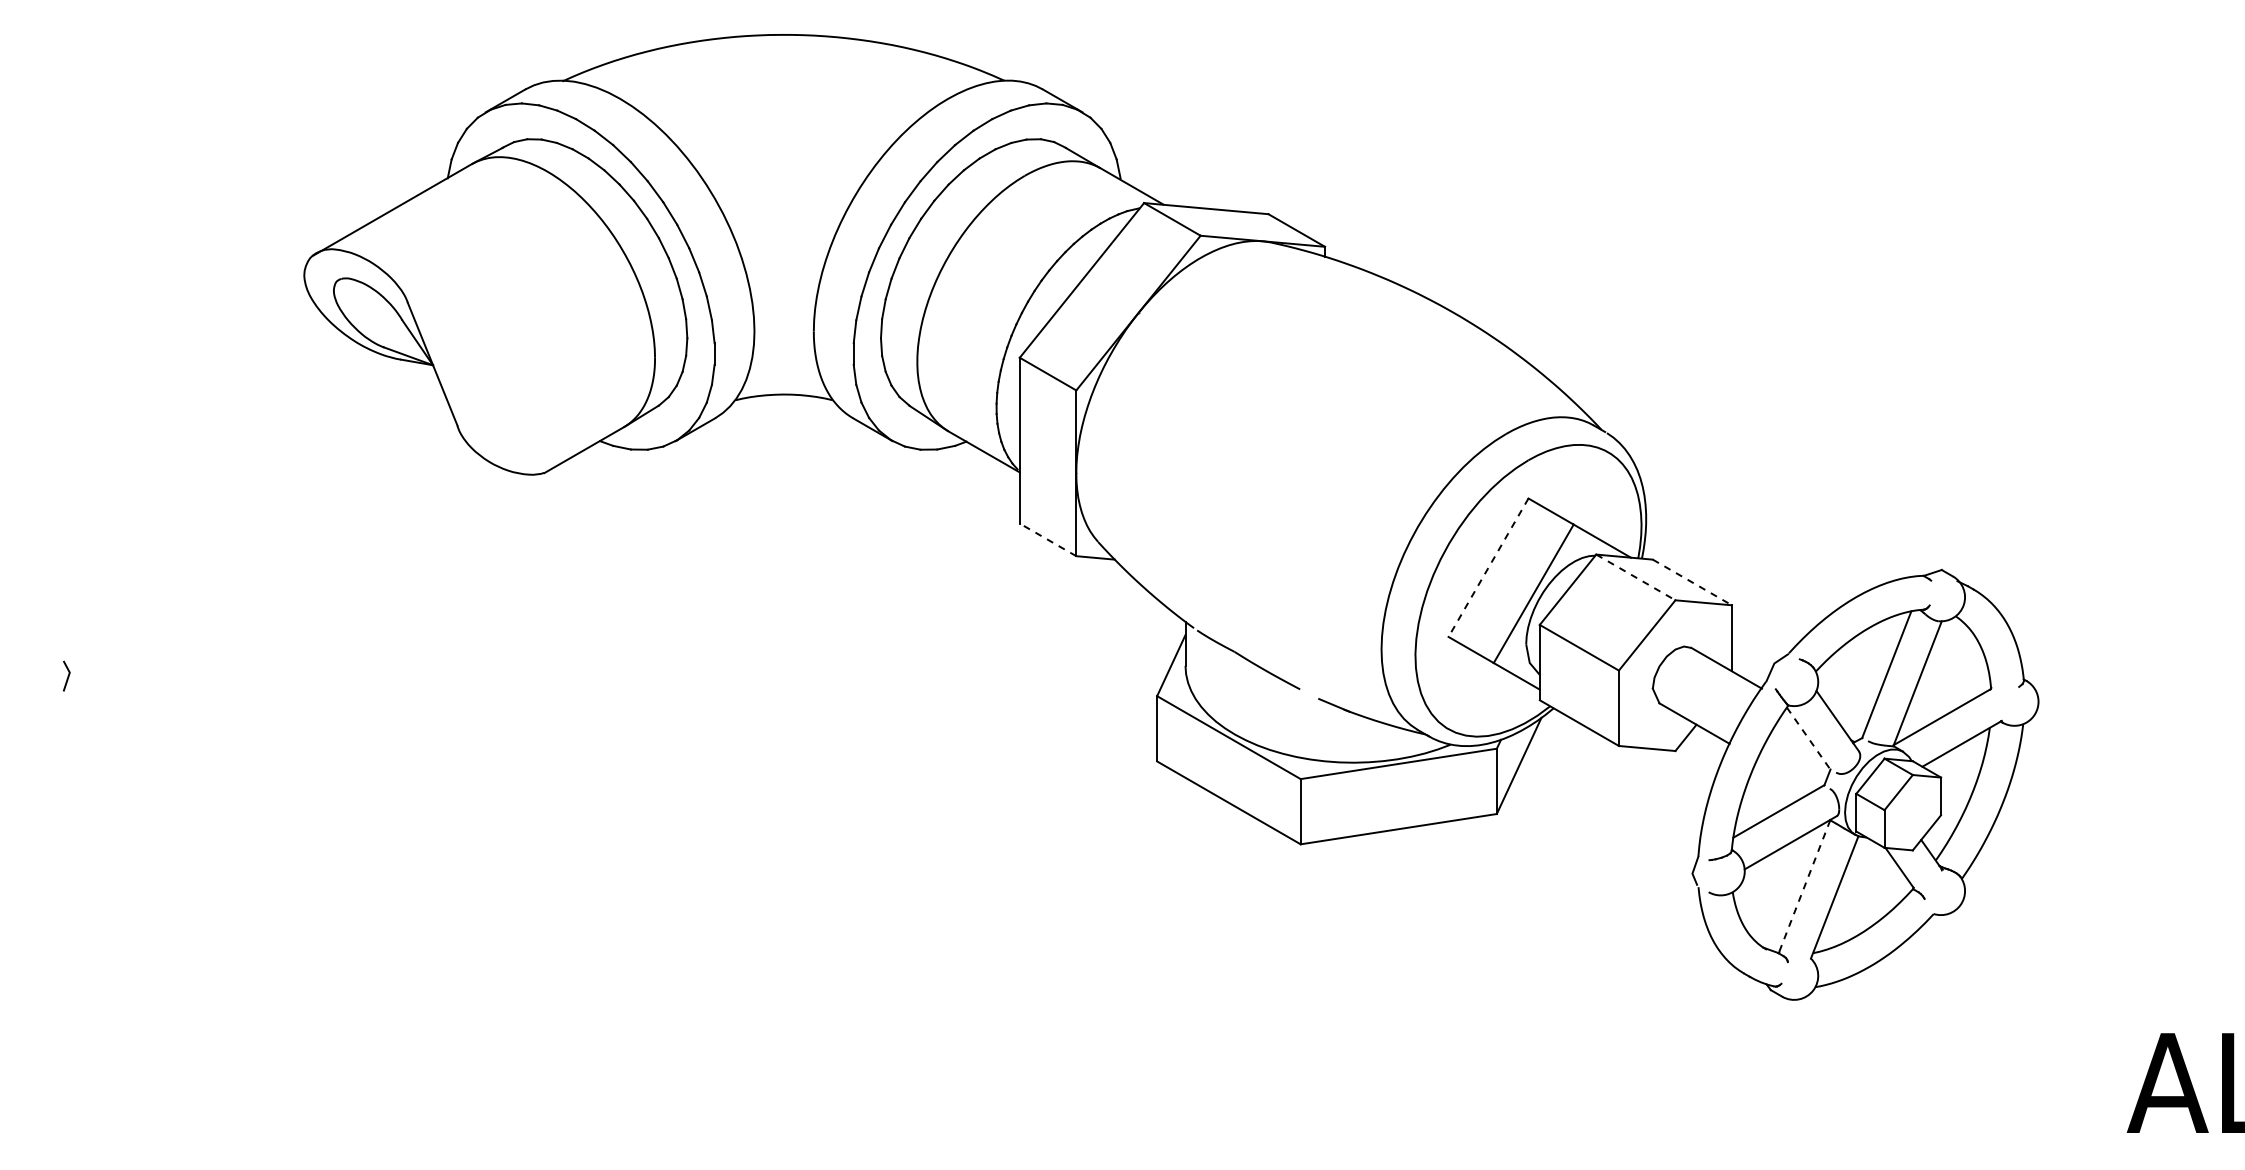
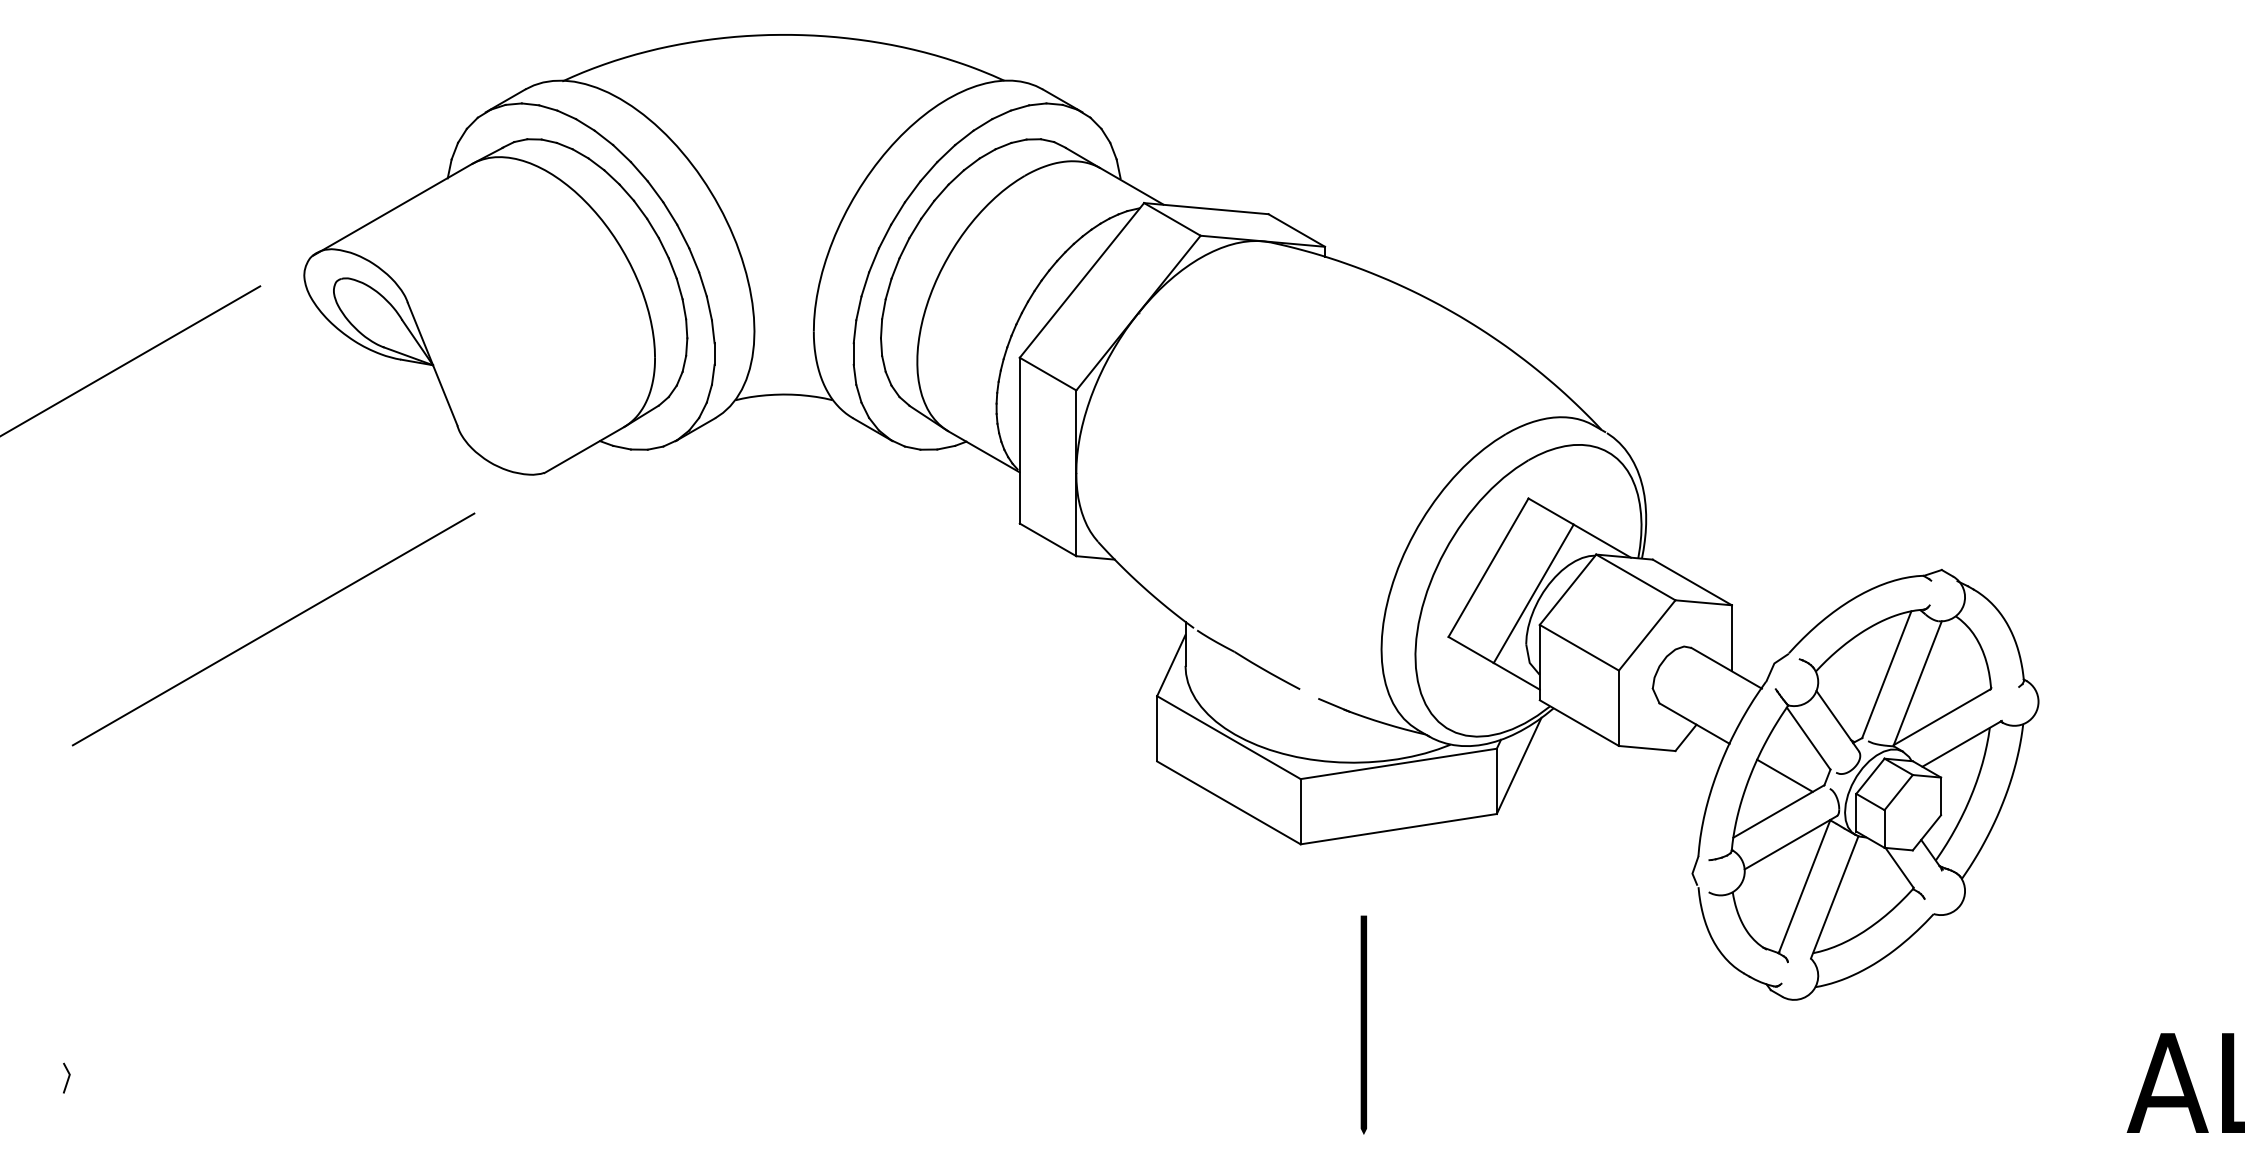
line: none -> present (131, 360)
line: dashed -> solid (1048, 539)
line: dashed -> solid (1488, 567)
line: dashed -> solid (1635, 577)
line: dashed -> solid (1692, 582)
line: none -> present (273, 629)
line position: (67, 675) -> (67, 1077) (67, 1077)
line: dashed -> solid (1808, 738)
line: none -> present (1784, 775)
line: dashed -> solid (1804, 886)
line: none -> present (1363, 1024)
